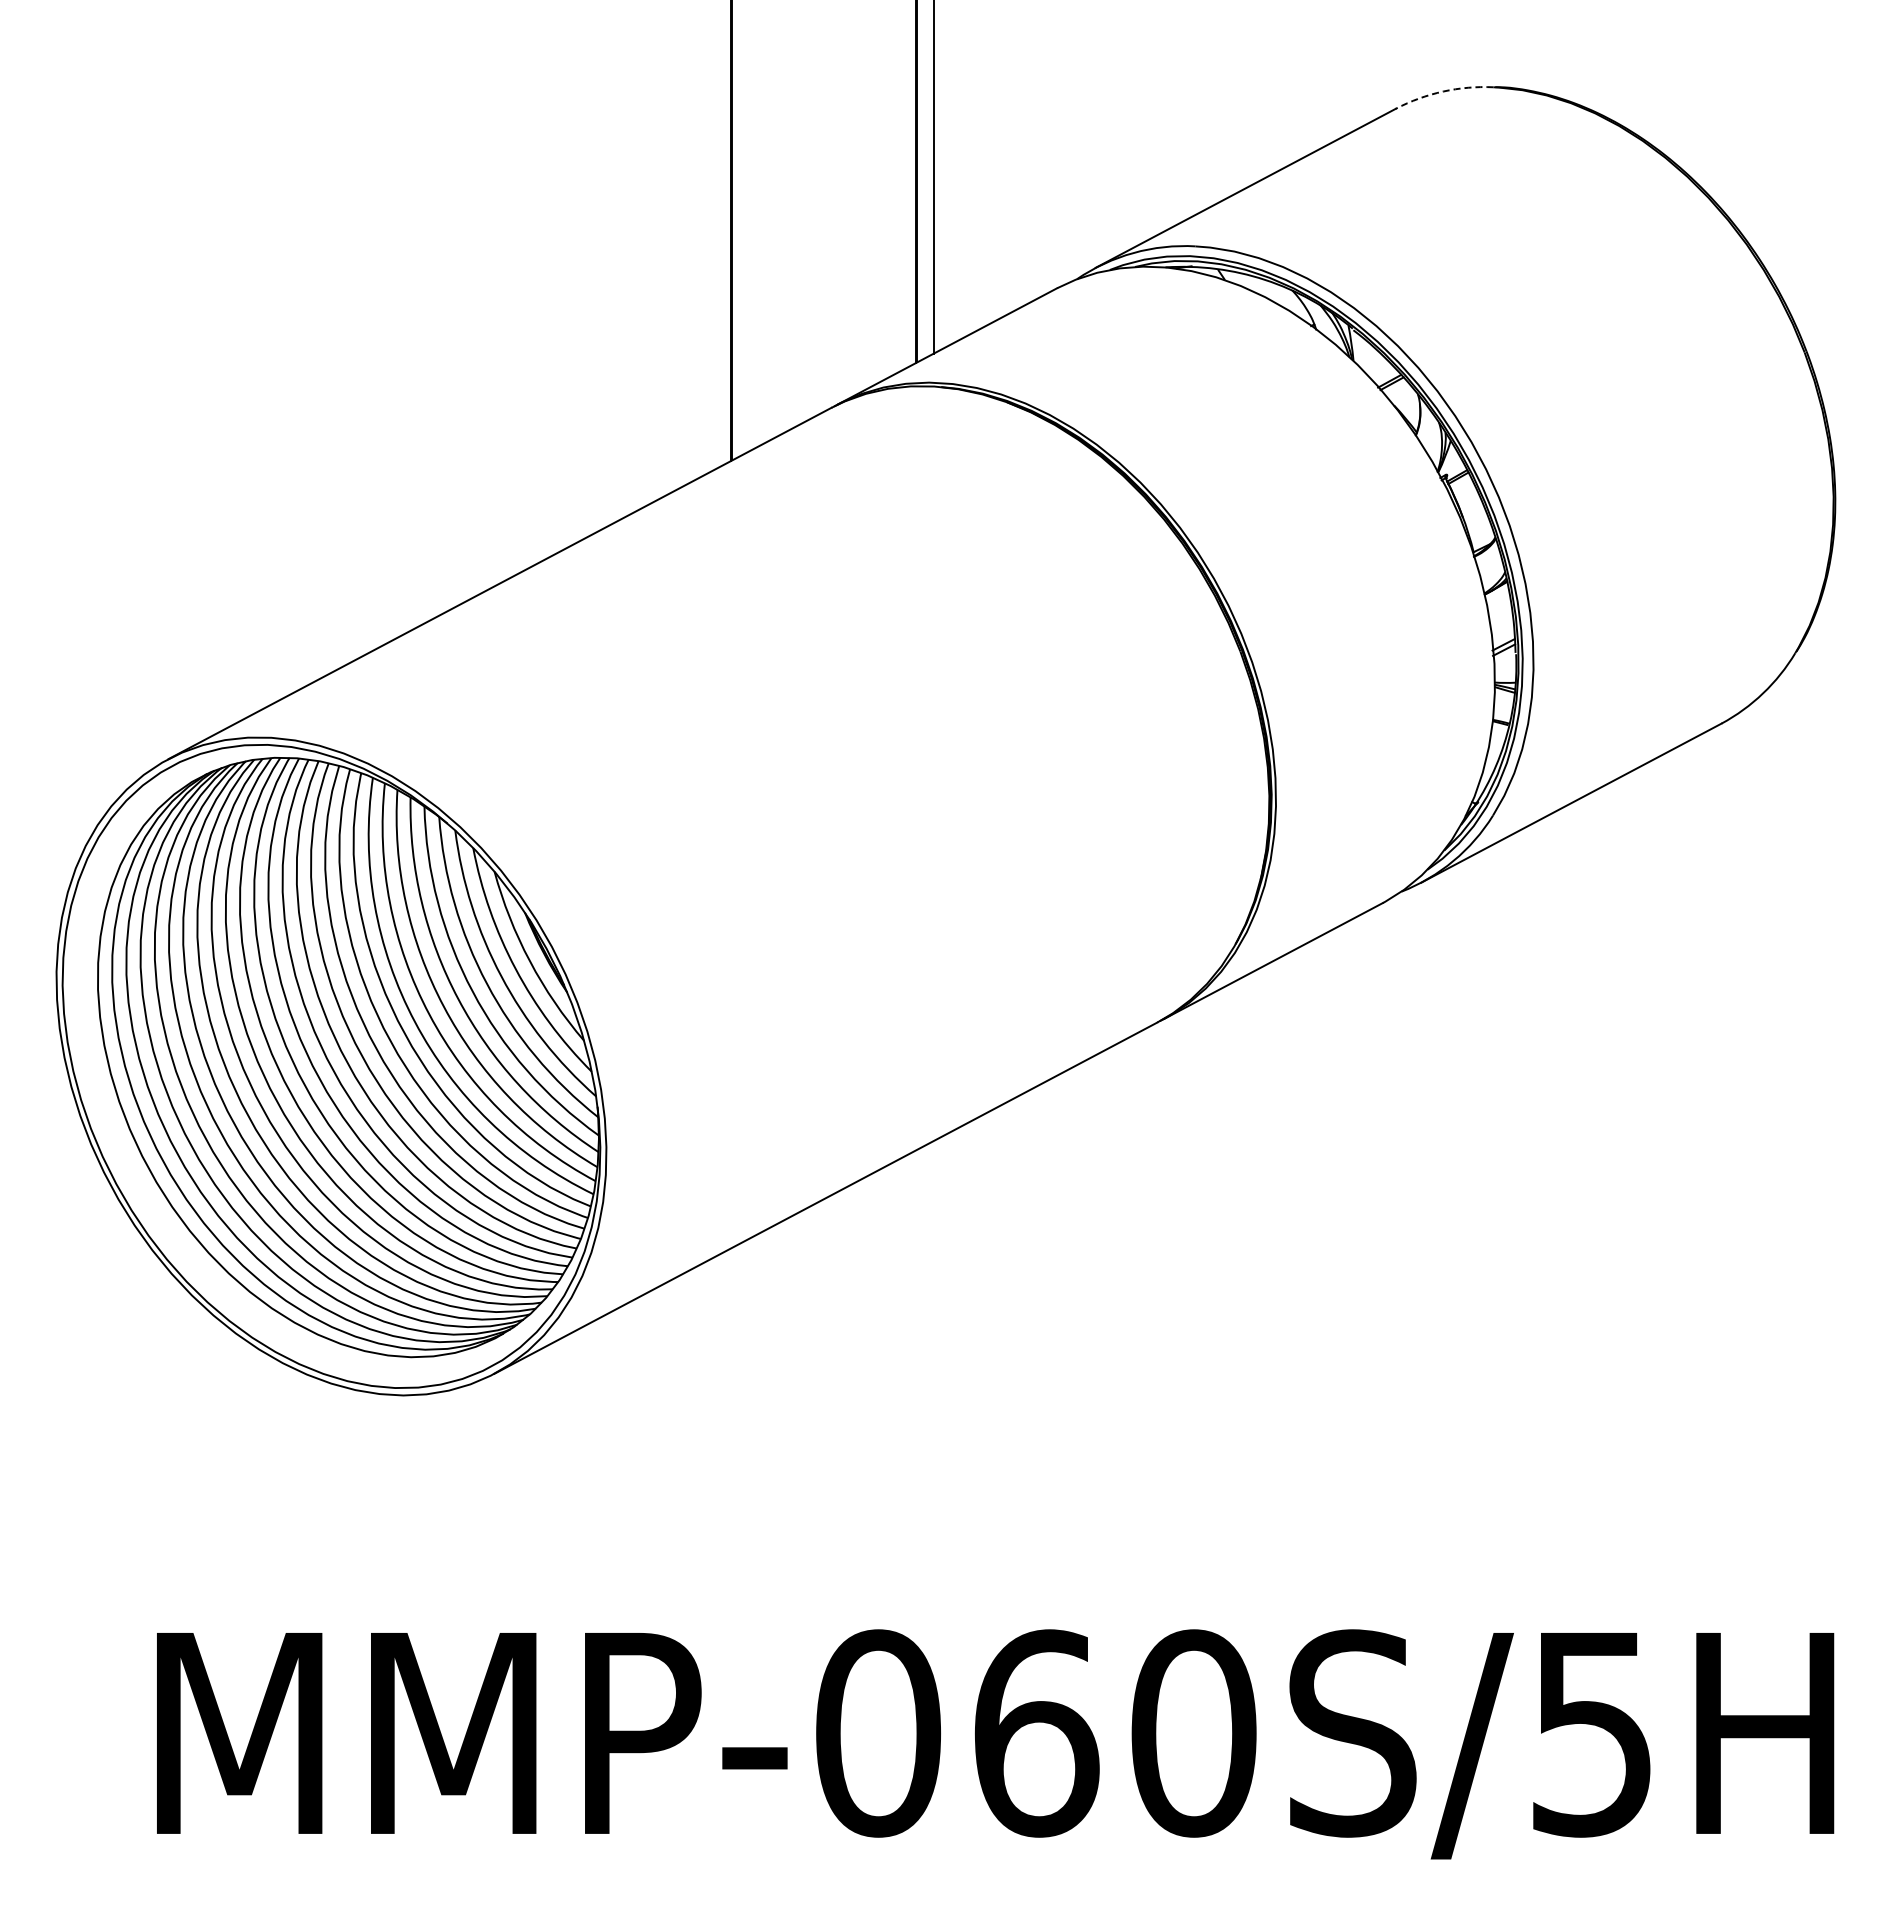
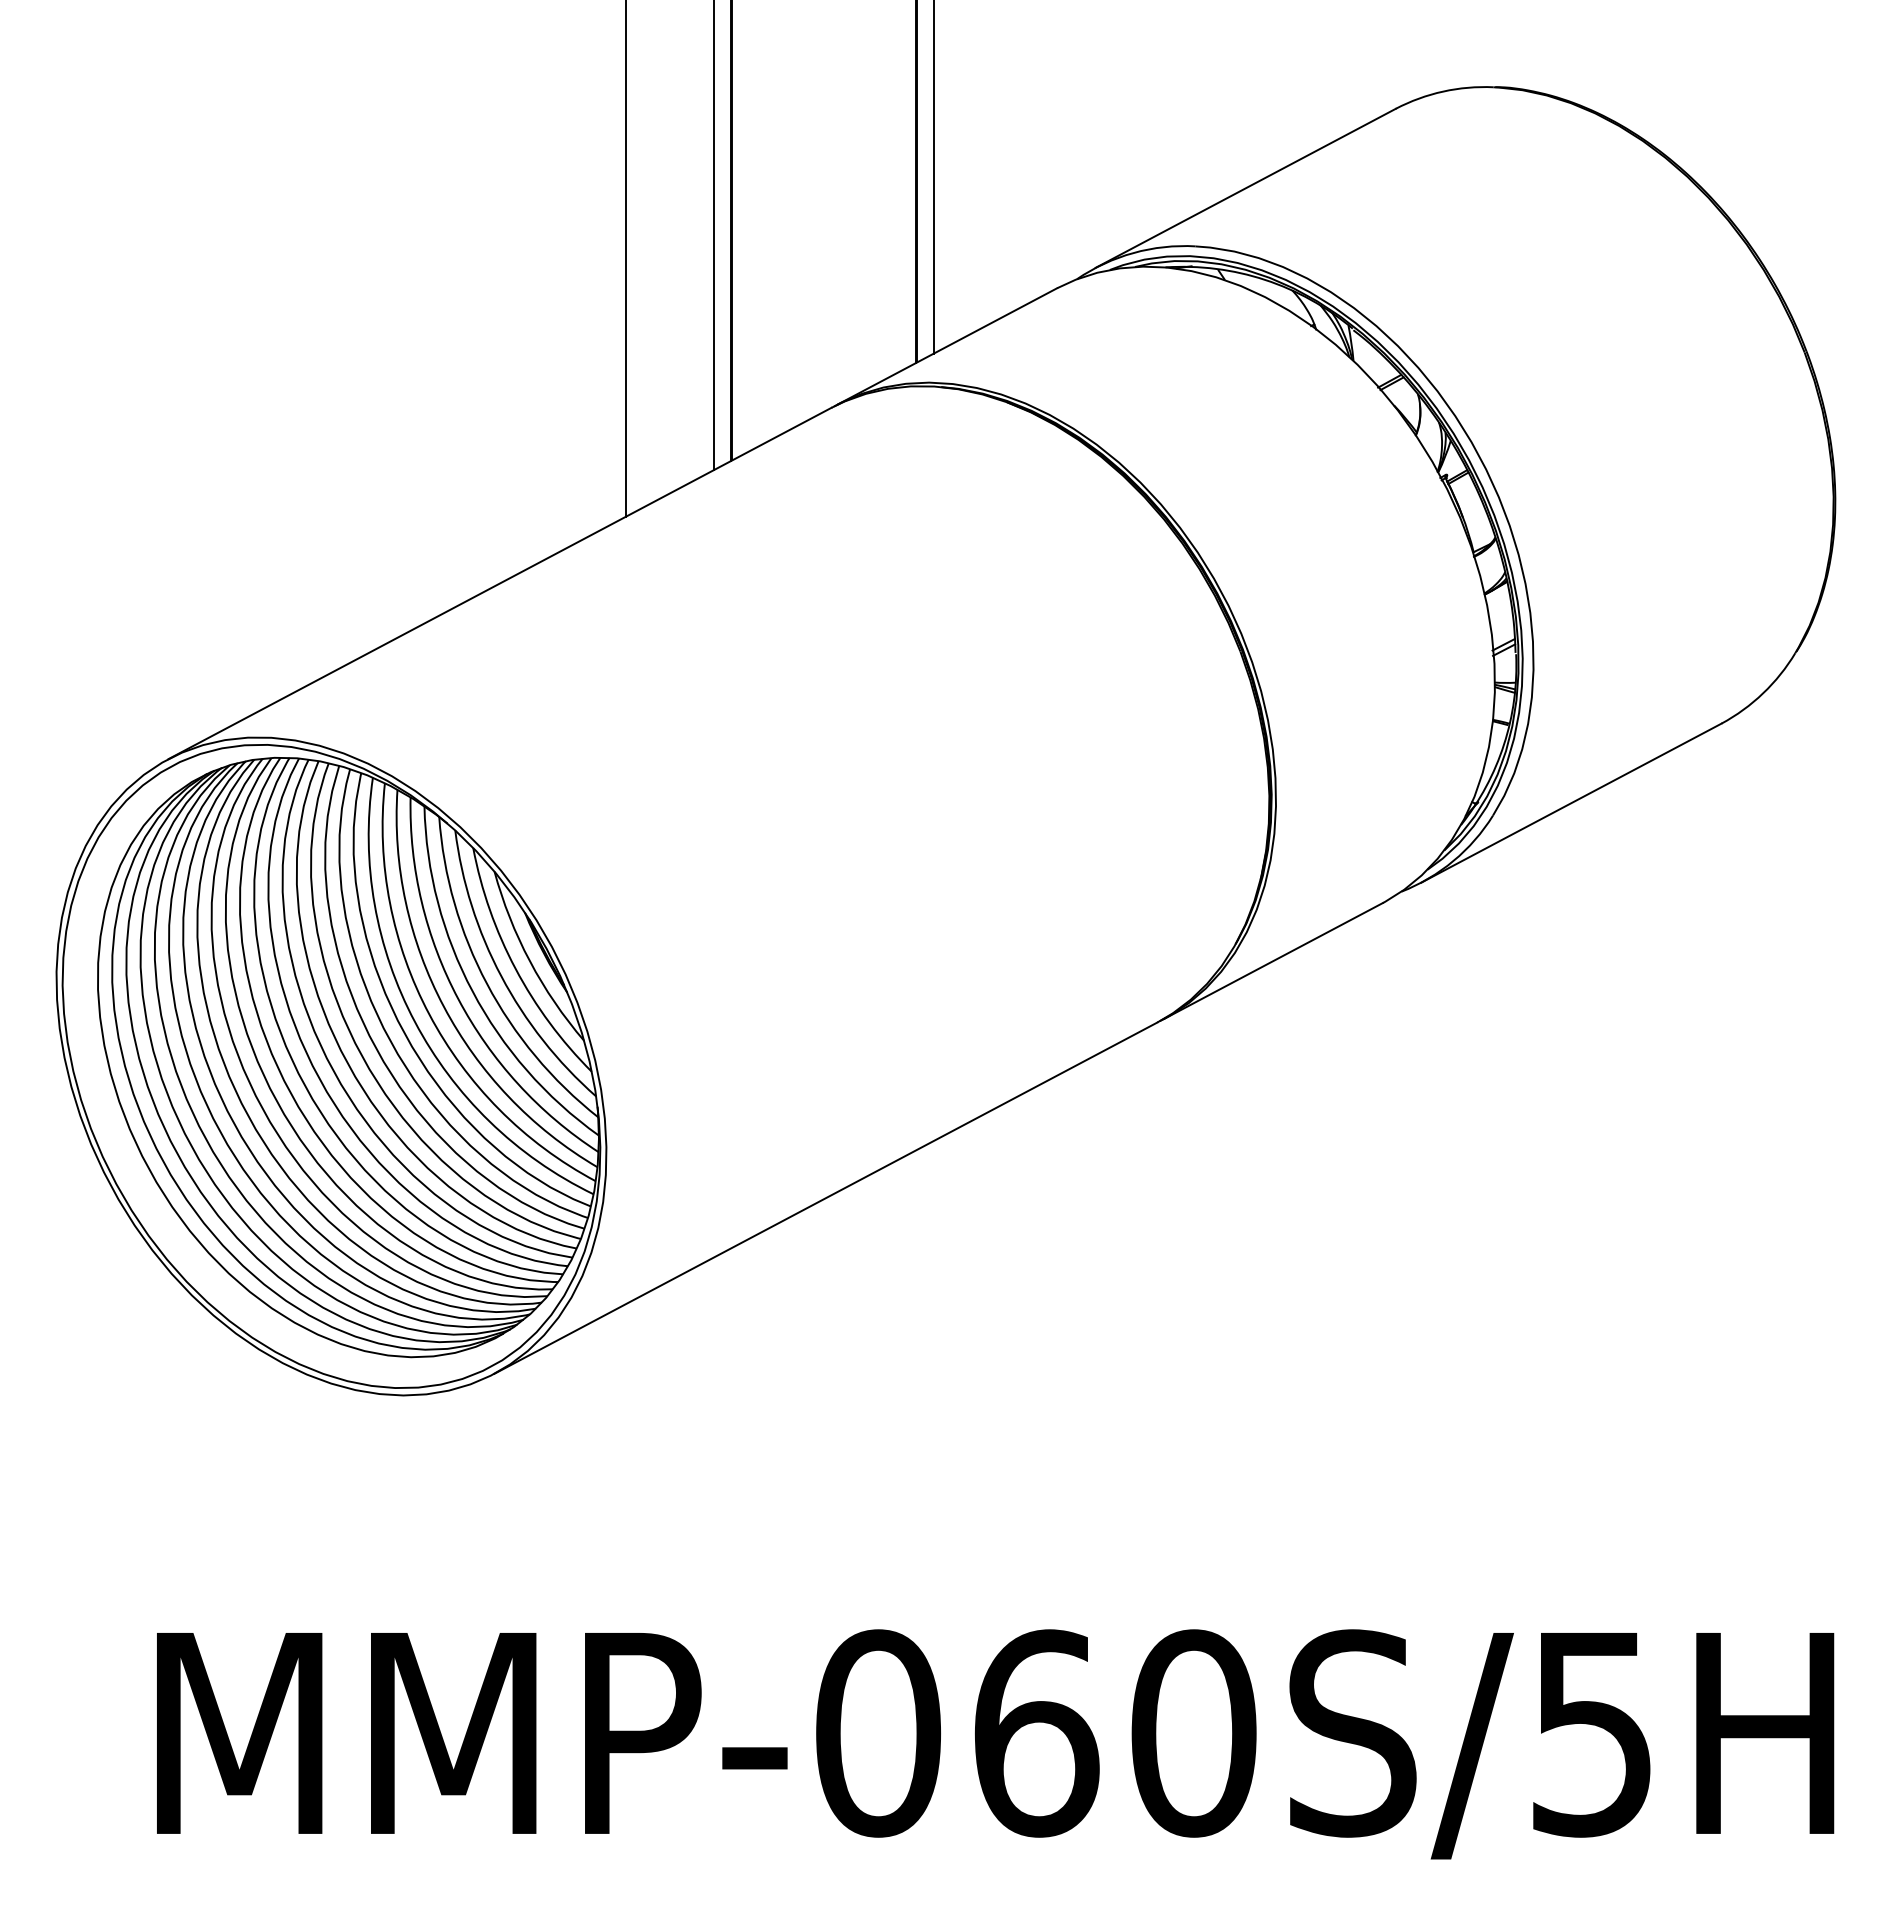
arc: dashed -> solid (1443, 91)
line: none -> present (714, 235)
line: none -> present (626, 259)
